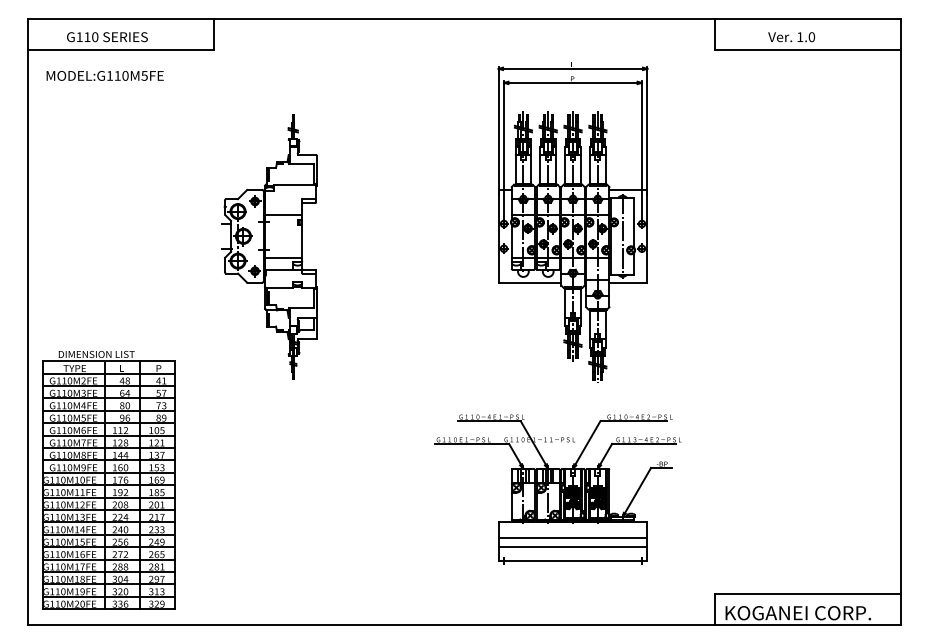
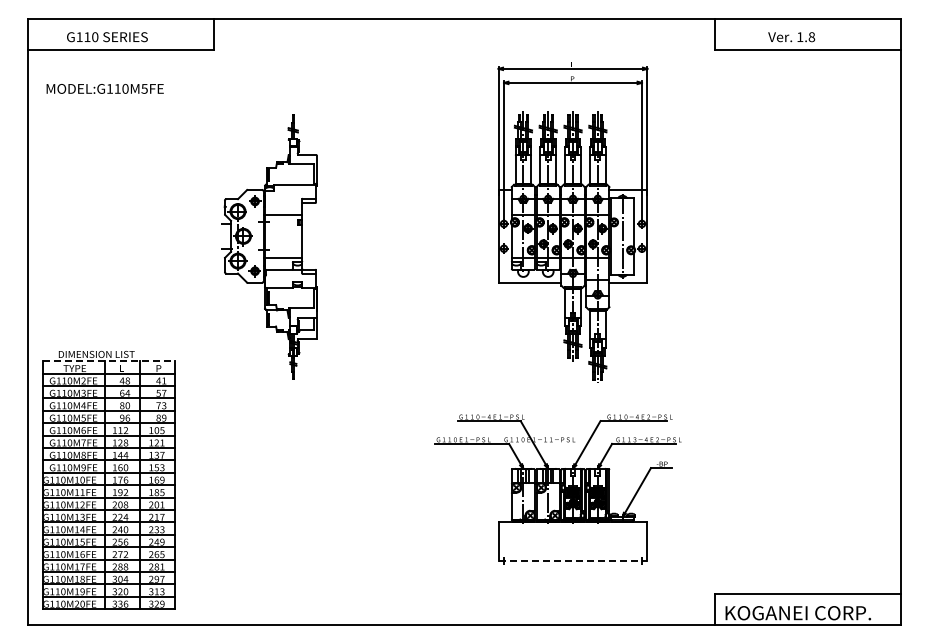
text: 1.0 -> 1.8 (811, 36)
text position: (104, 75) -> (104, 88) (104, 88)
line: solid -> dashed (109, 361)
line: present -> none (572, 538)
line: present -> none (572, 547)
line: solid -> dashed (573, 560)
